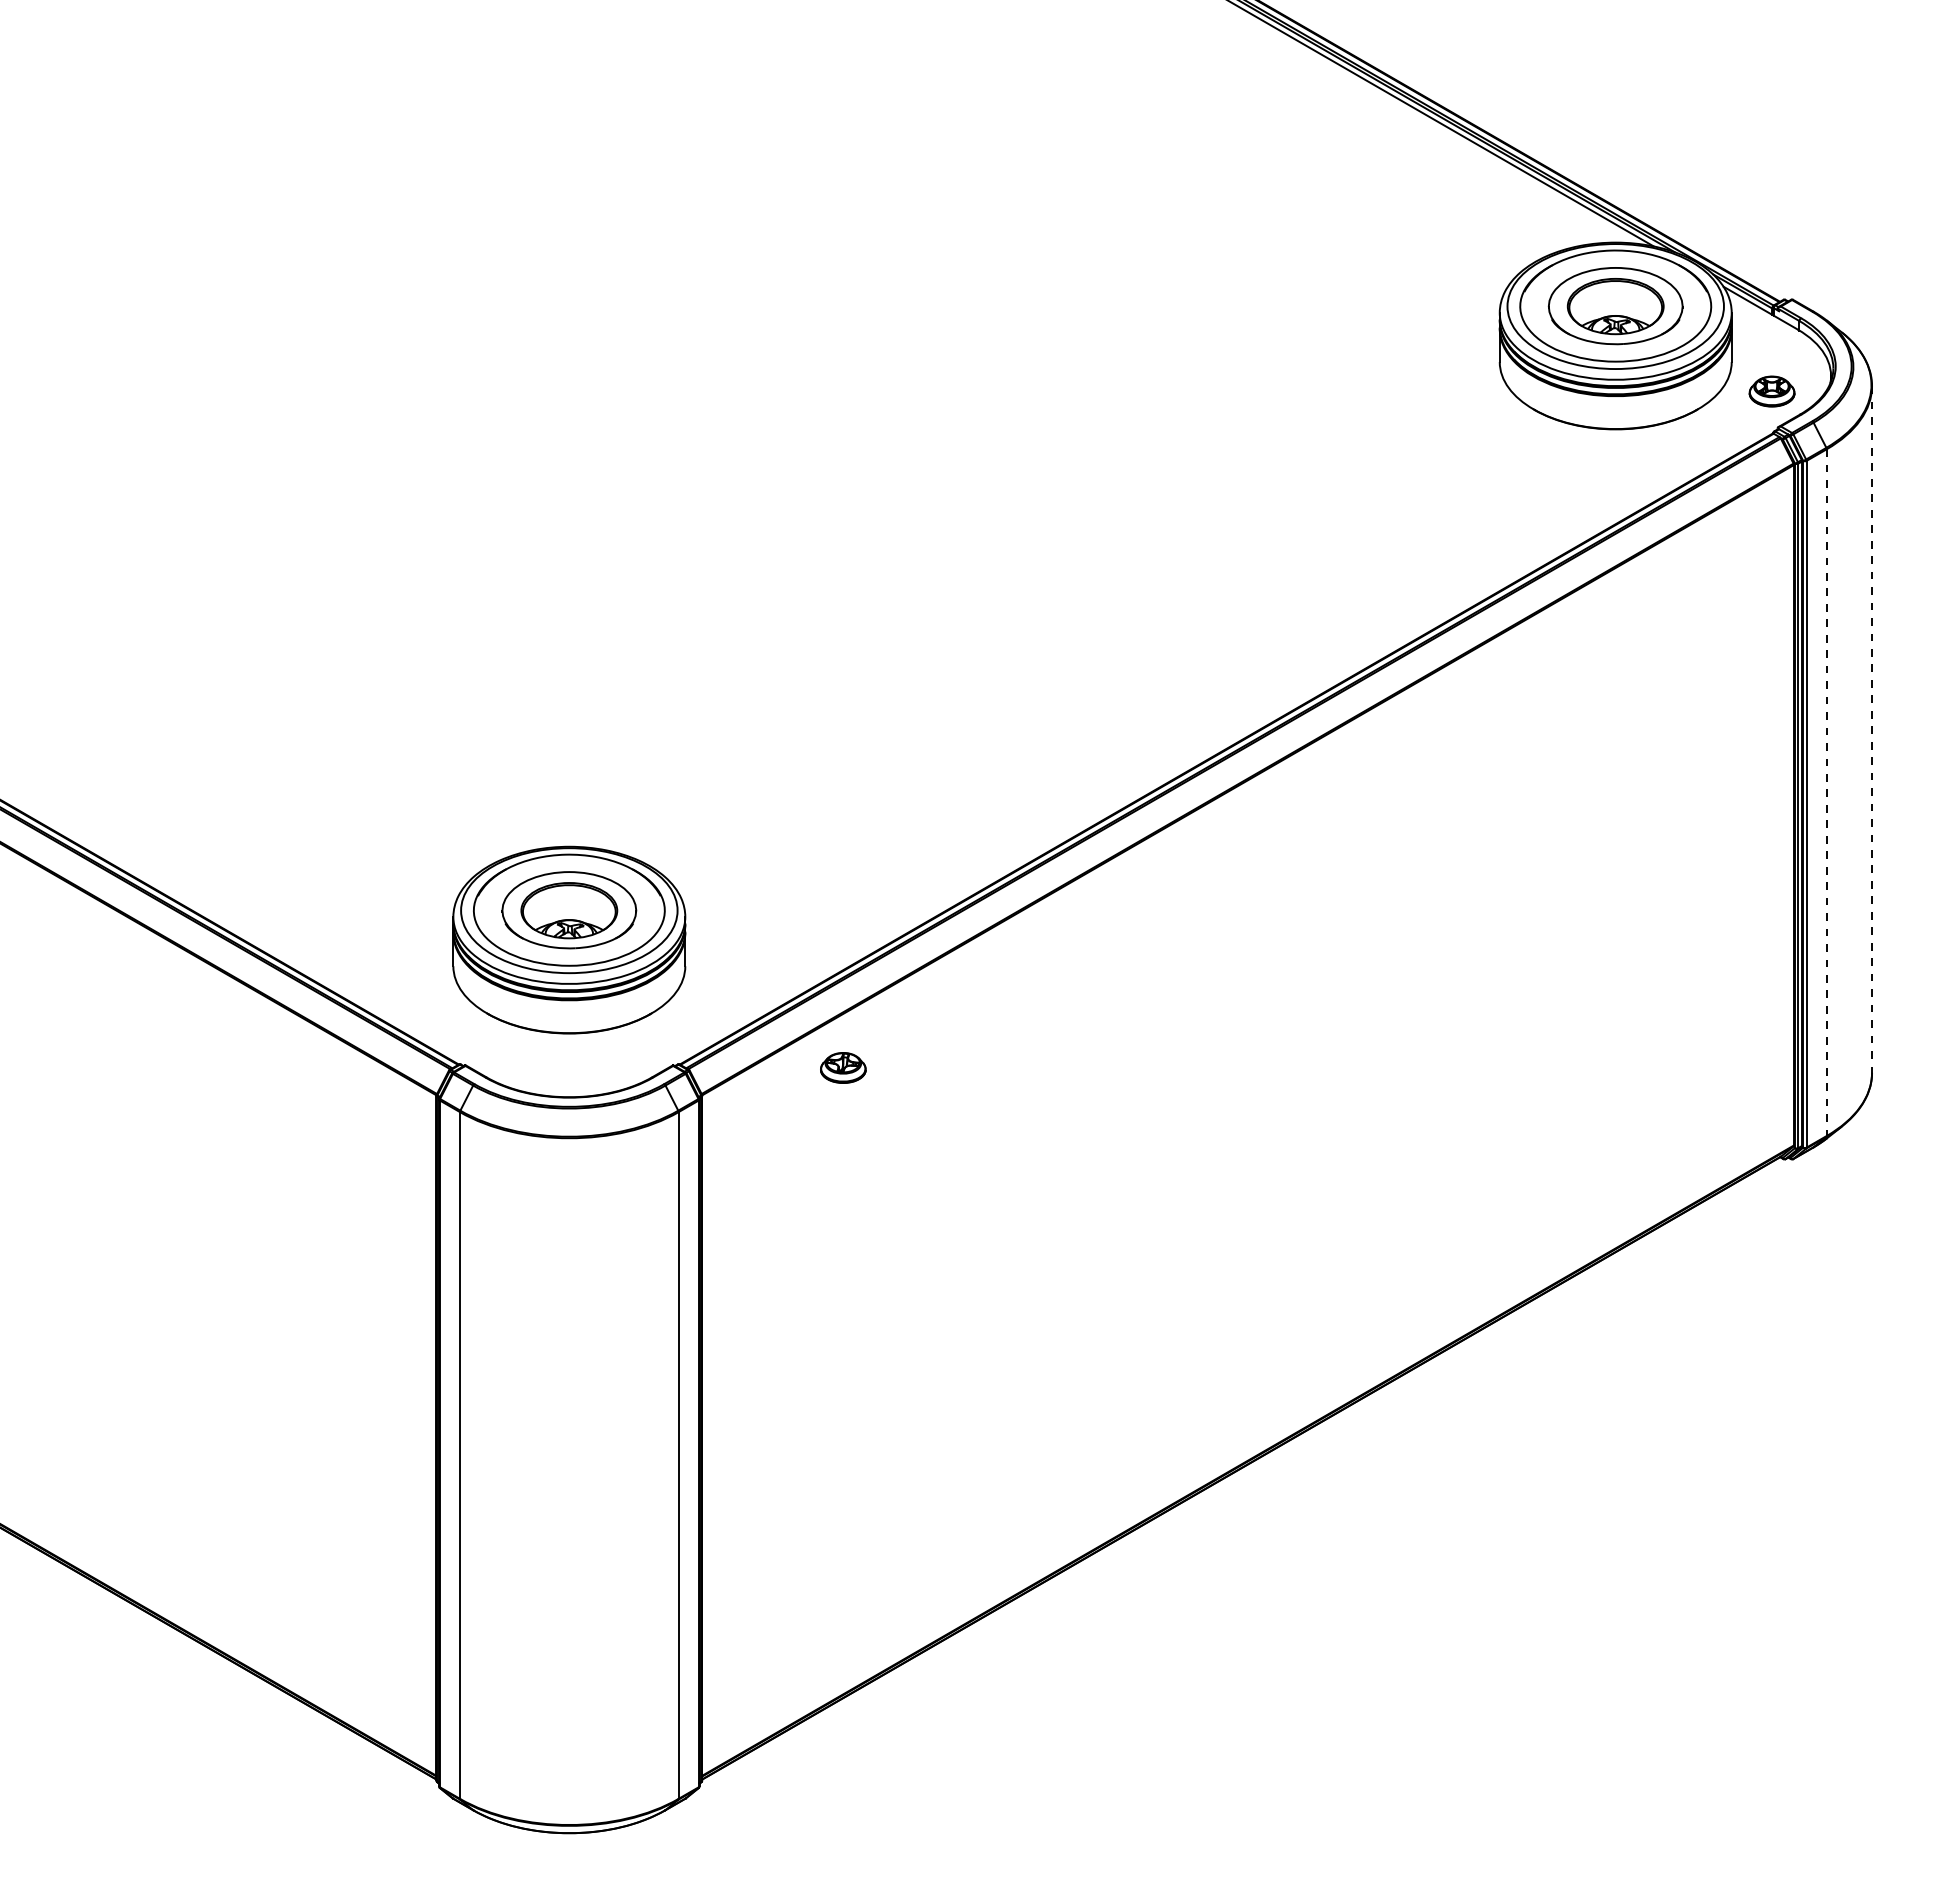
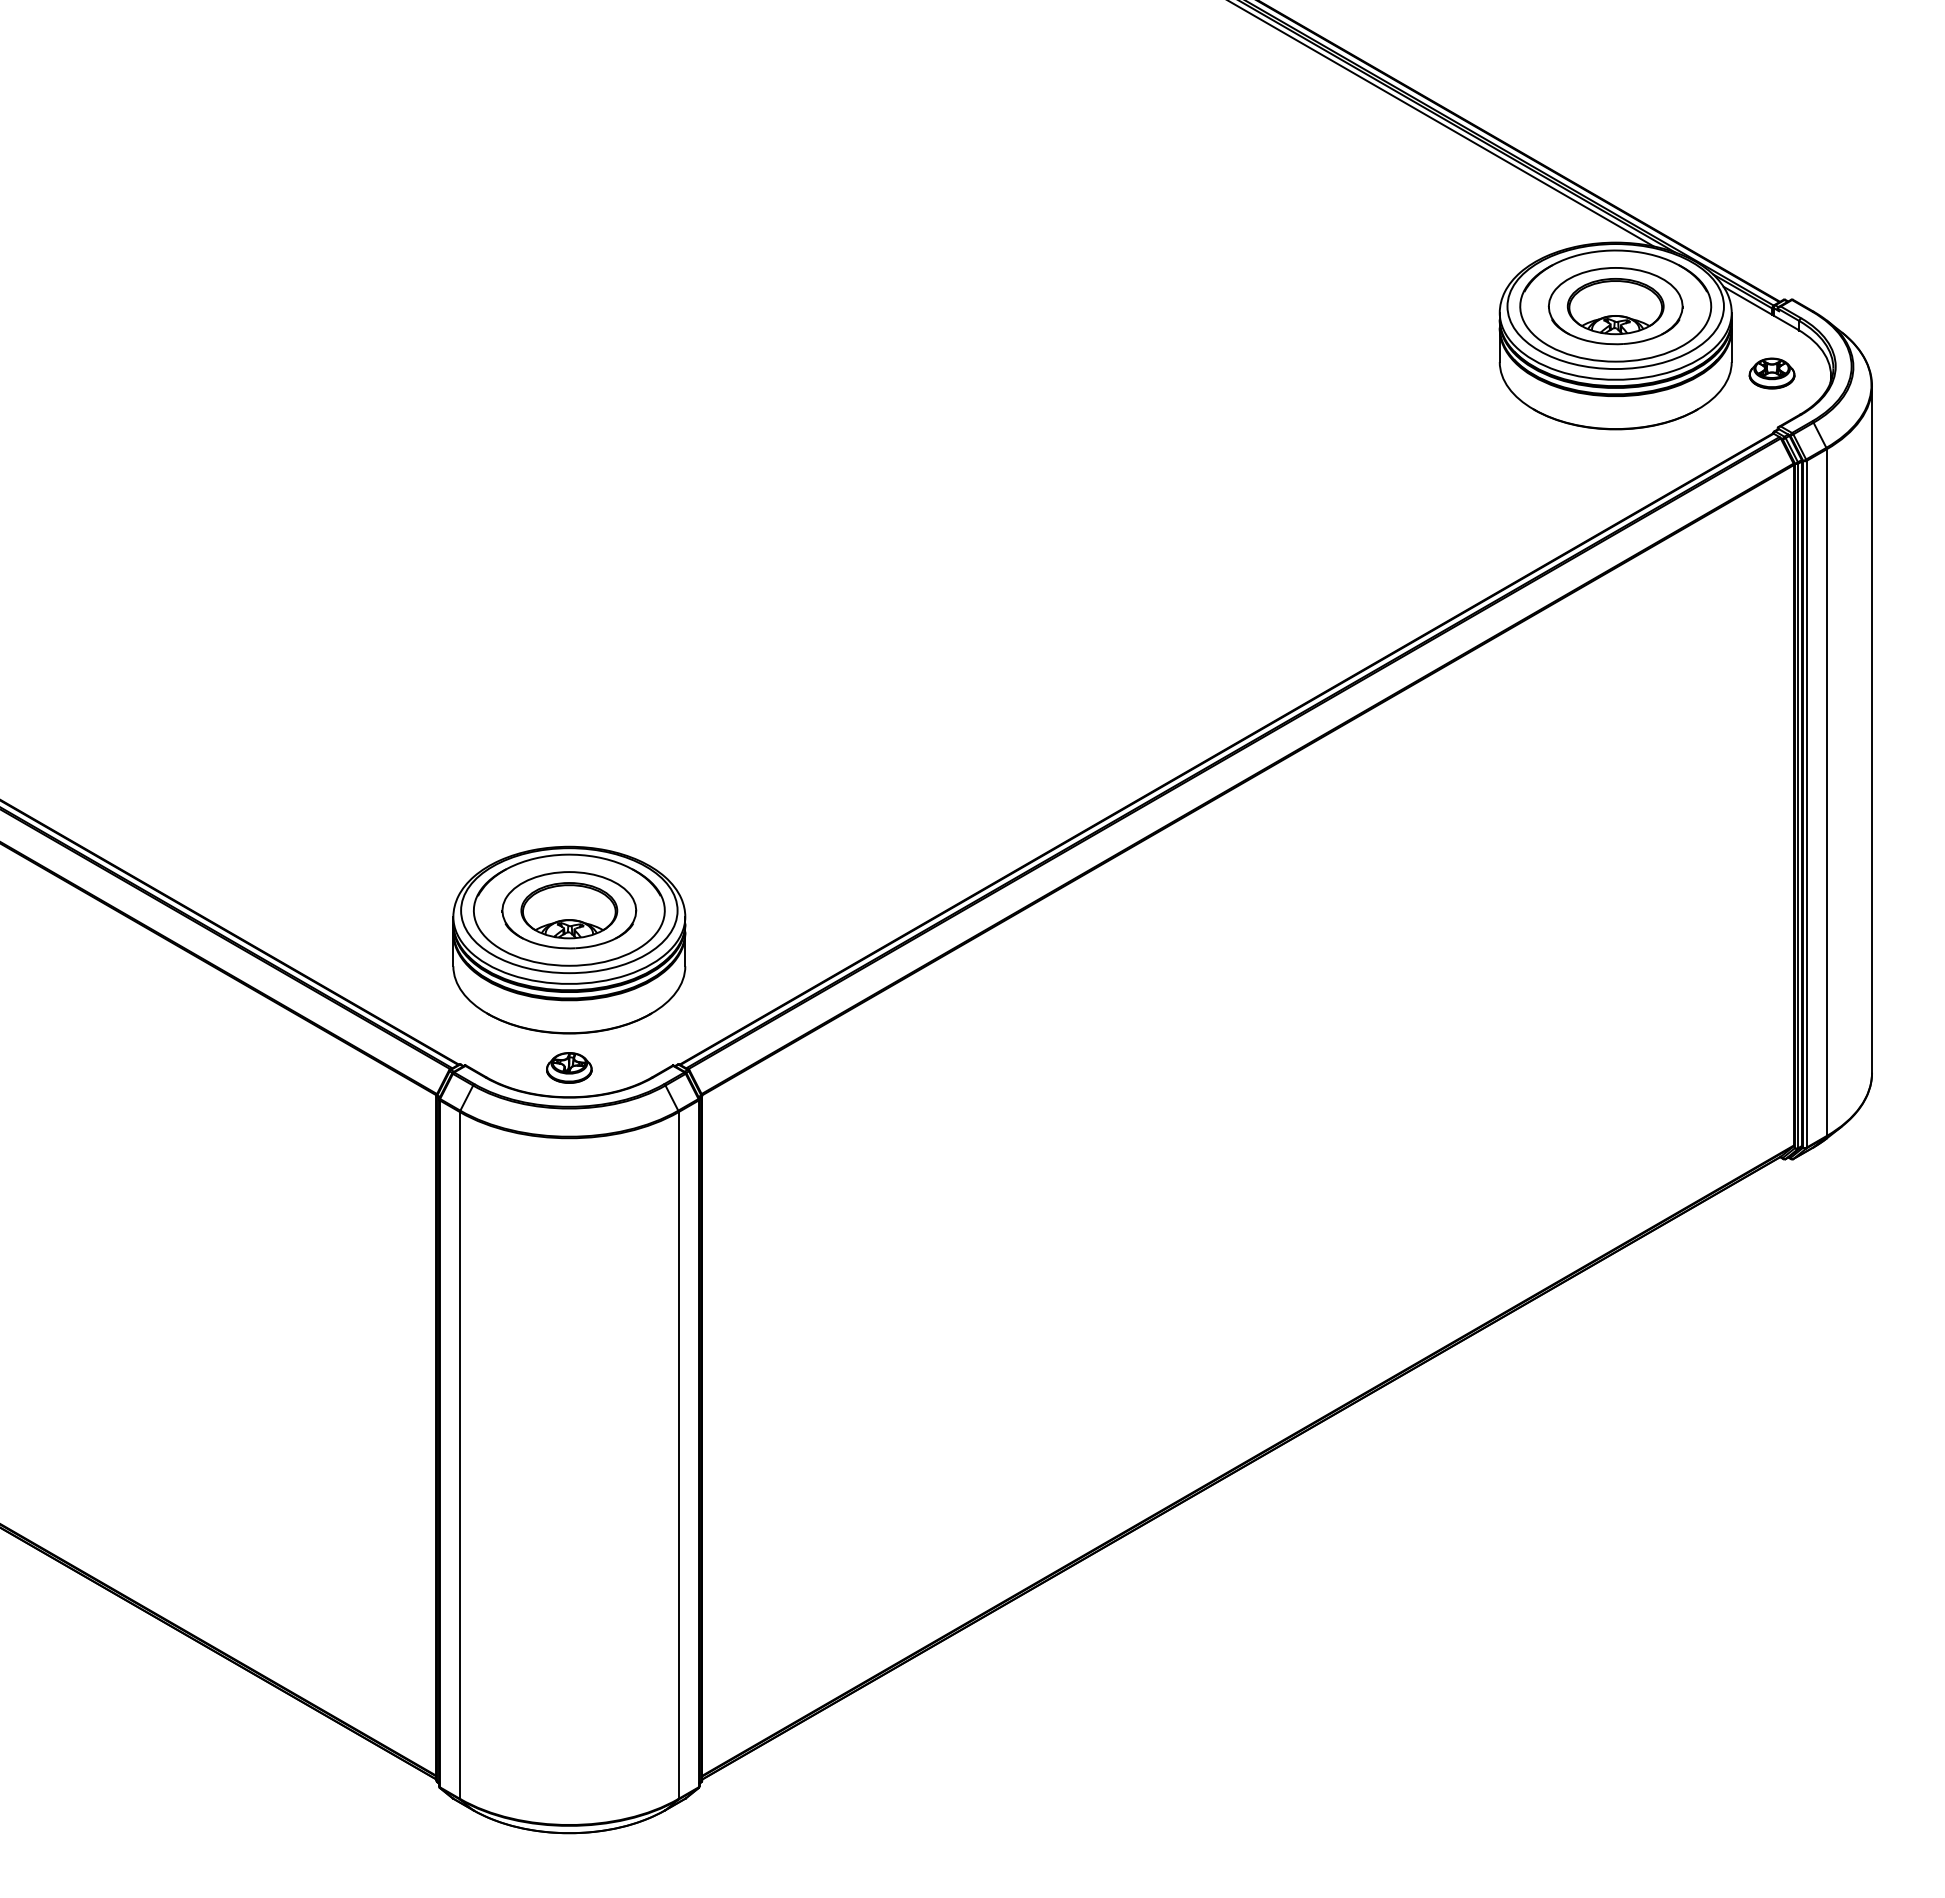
part position: (1771, 391) -> (1771, 373) (1771, 373)
line: dashed -> solid (1872, 730)
line: dashed -> solid (1826, 793)
part position: (843, 1067) -> (569, 1067) (569, 1067)
